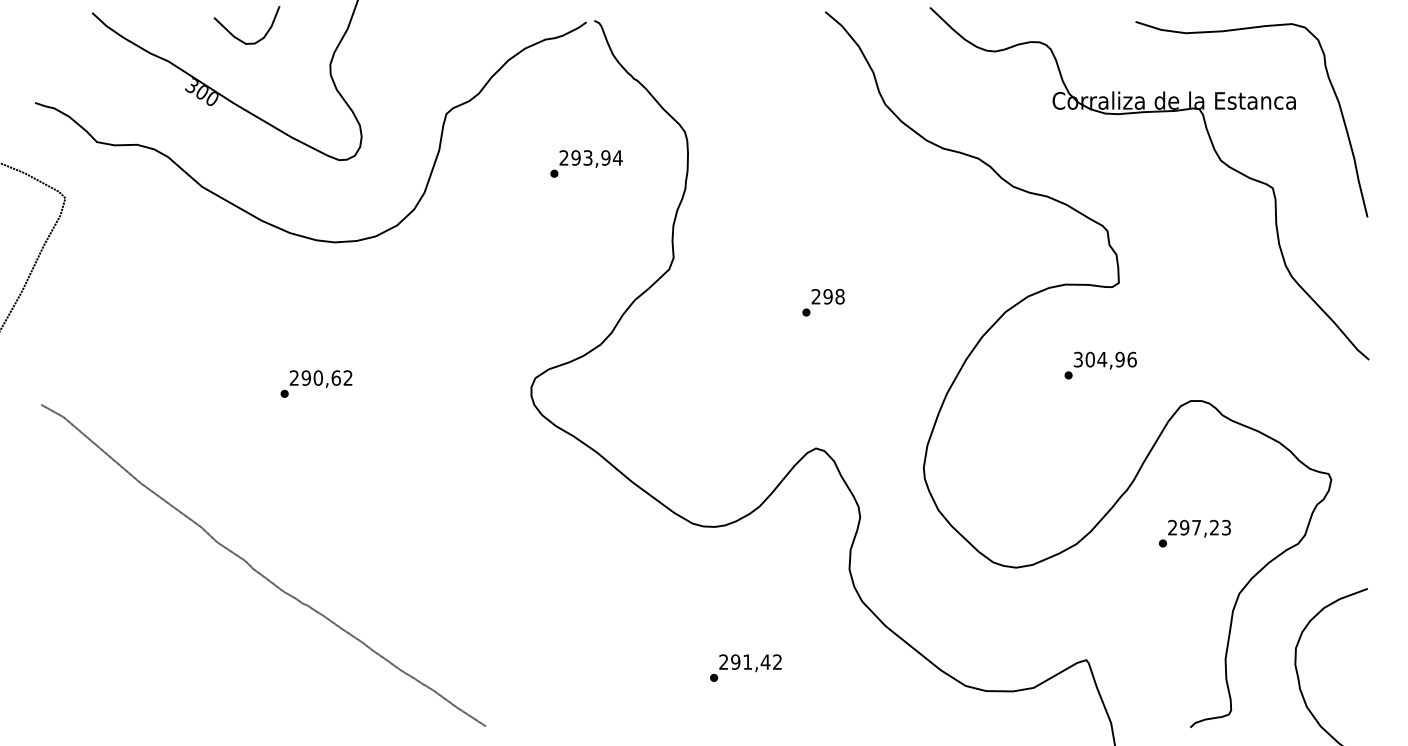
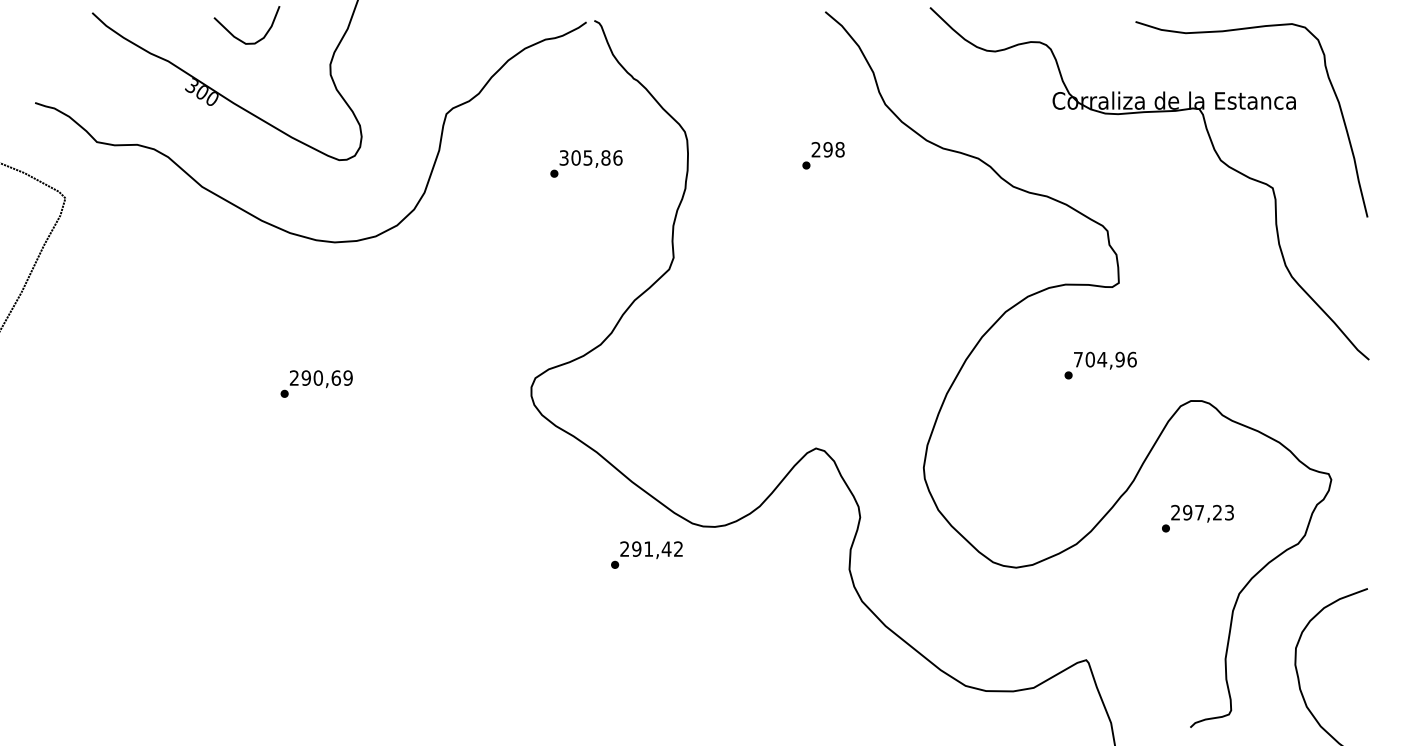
text: 293,94 -> 305,86 (590, 157)
text position: (823, 302) -> (823, 155) (823, 155)
text: 304,96 -> 704,96 (1077, 359)
text: 290,62 -> 290,69 (347, 377)
text position: (1194, 533) -> (1197, 518) (1197, 518)
curve: present -> none (258, 571)
text position: (745, 667) -> (646, 554) (646, 554)
